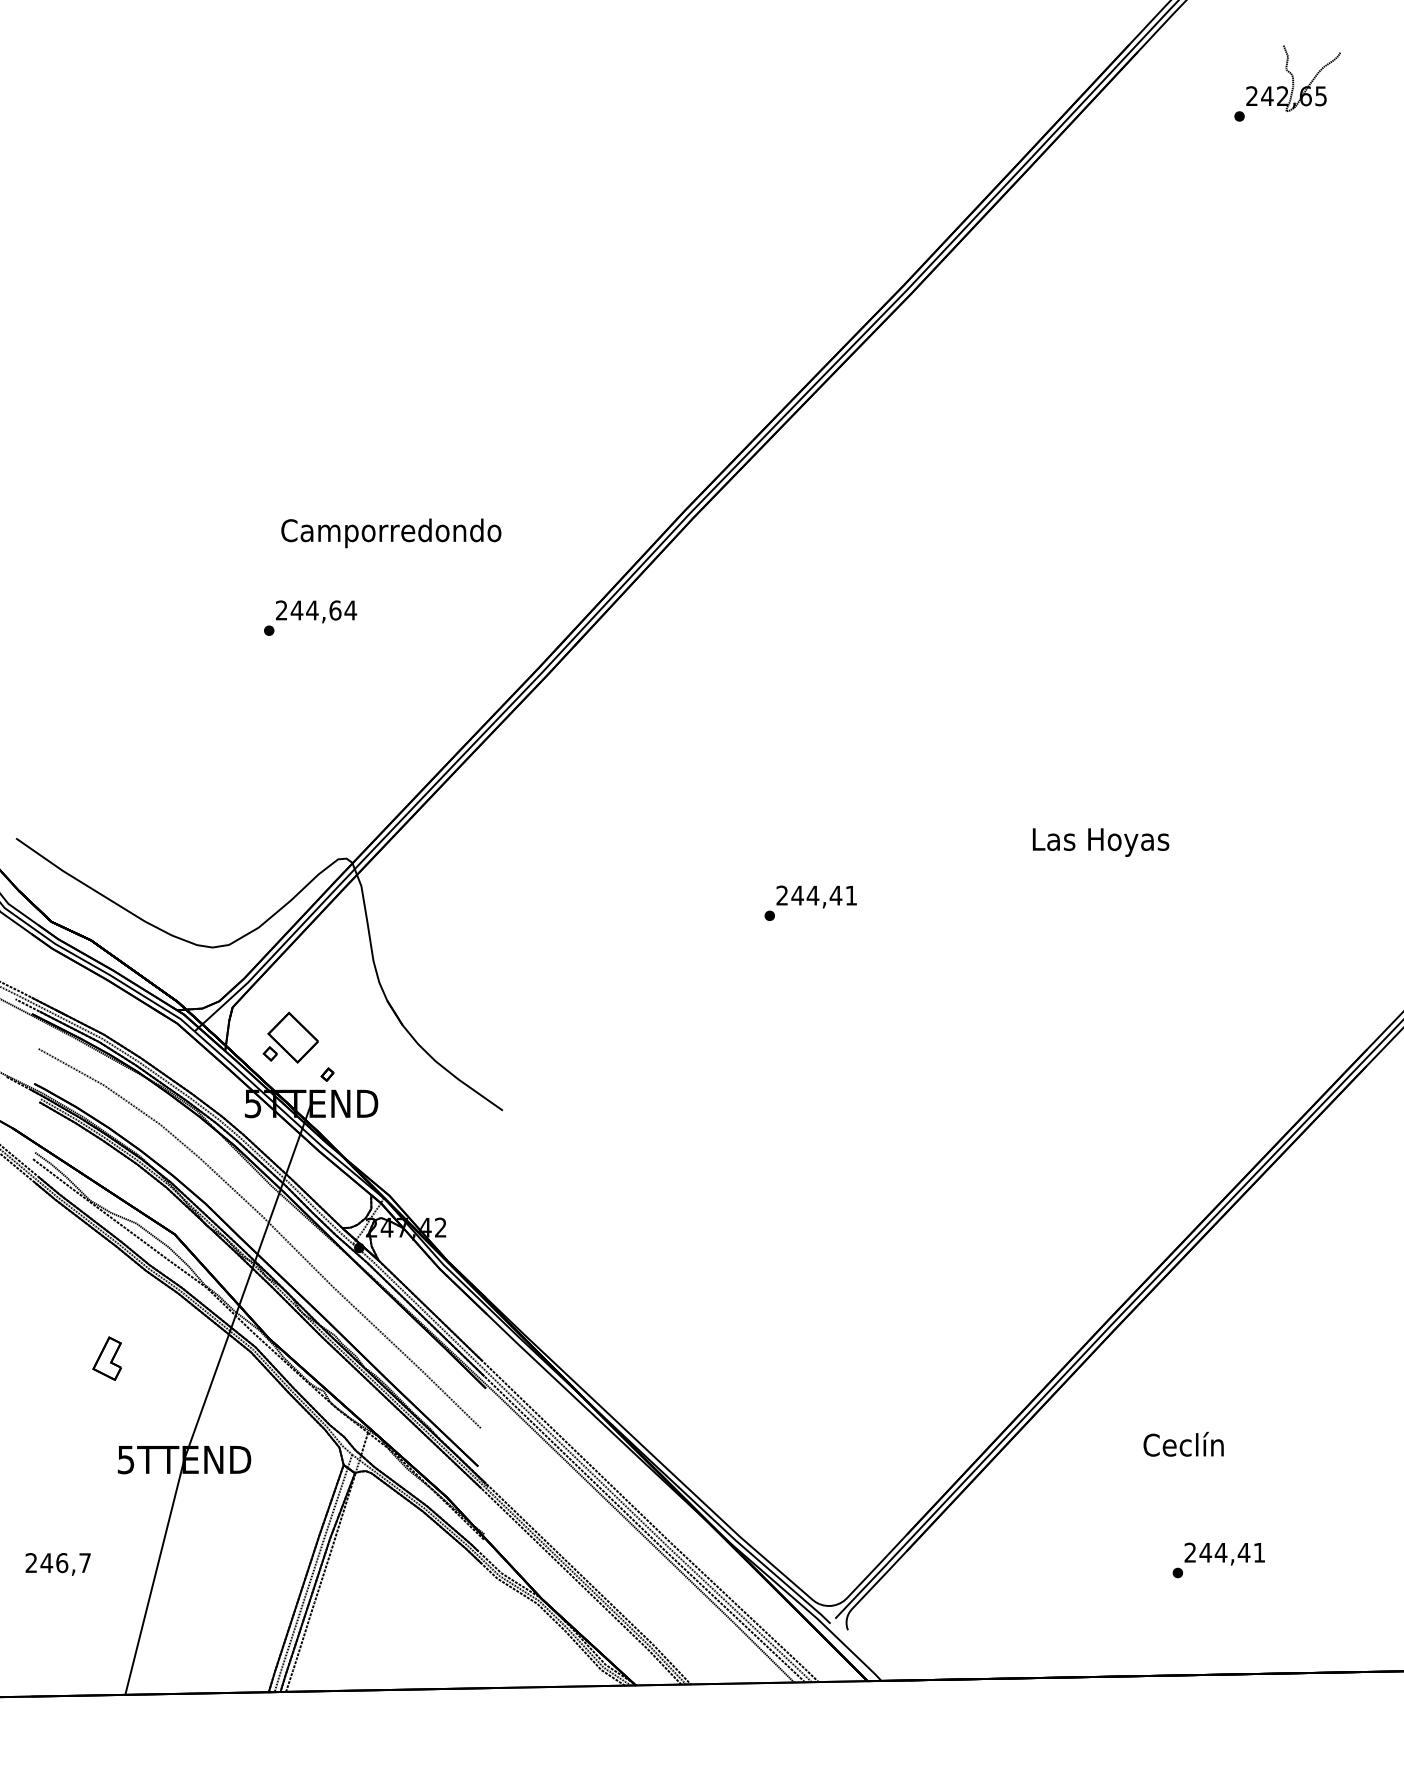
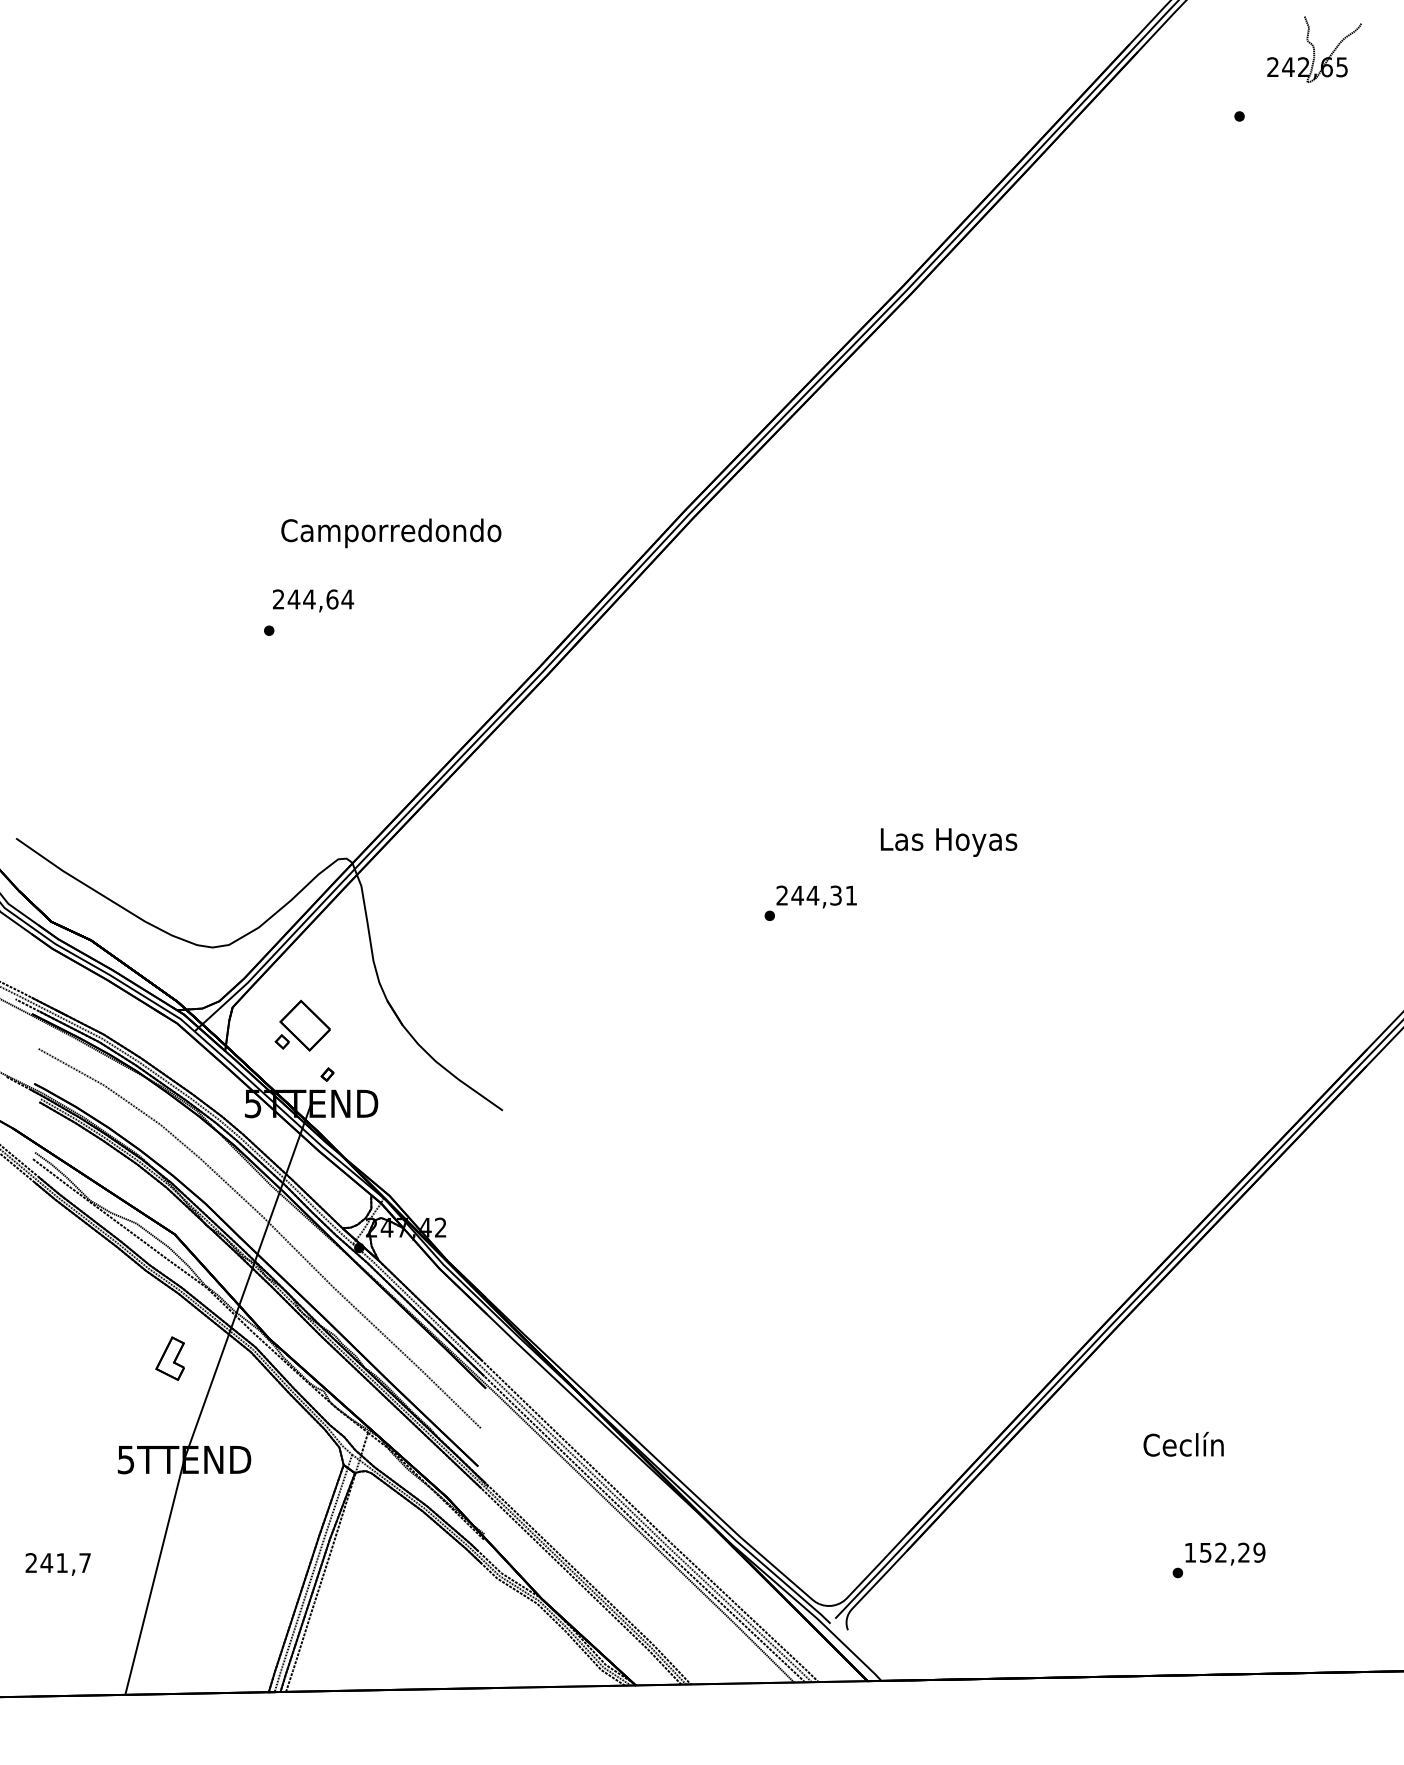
part position: (1293, 78) -> (1314, 49) (1314, 49)
text position: (316, 611) -> (313, 600) (313, 600)
text position: (1101, 842) -> (949, 842) (949, 842)
text: 244,41 -> 244,31 (835, 895)
part position: (290, 1037) -> (302, 1025) (302, 1025)
part position: (106, 1358) -> (169, 1358) (169, 1358)
text: 244,41 -> 152,29 (1224, 1552)
text: 246,7 -> 241,7 (62, 1563)
